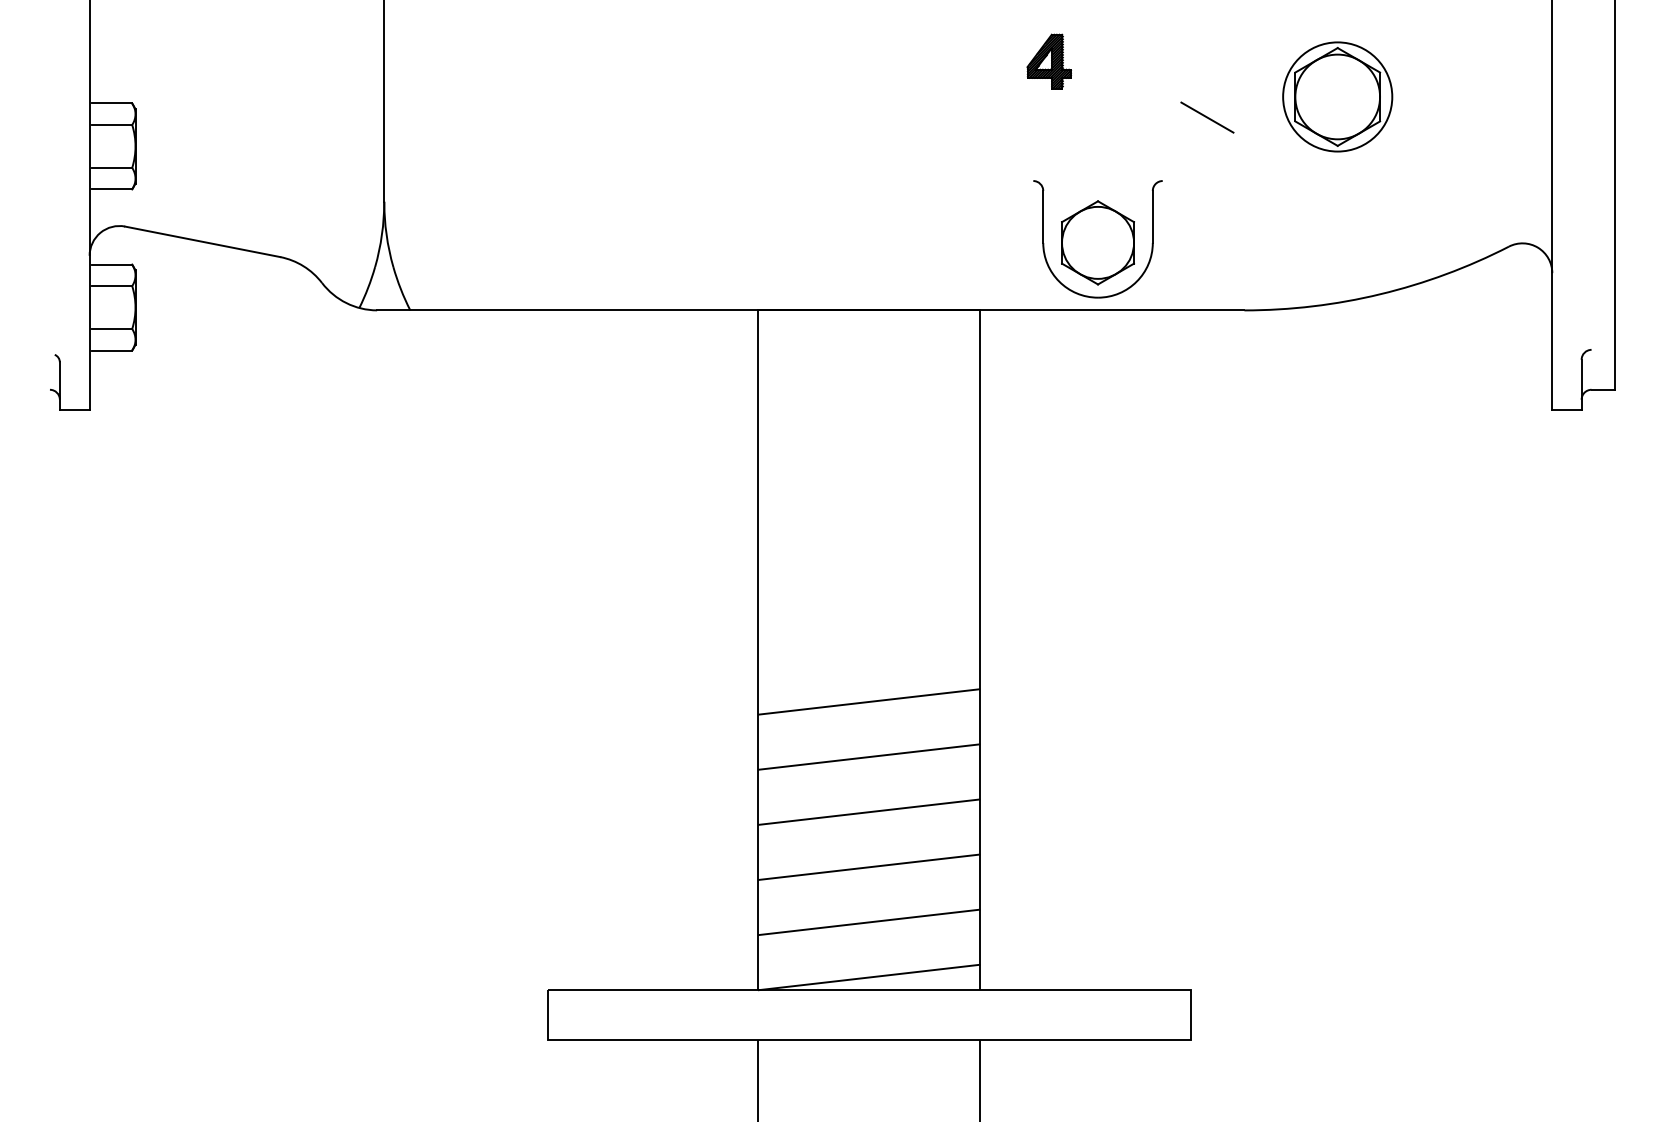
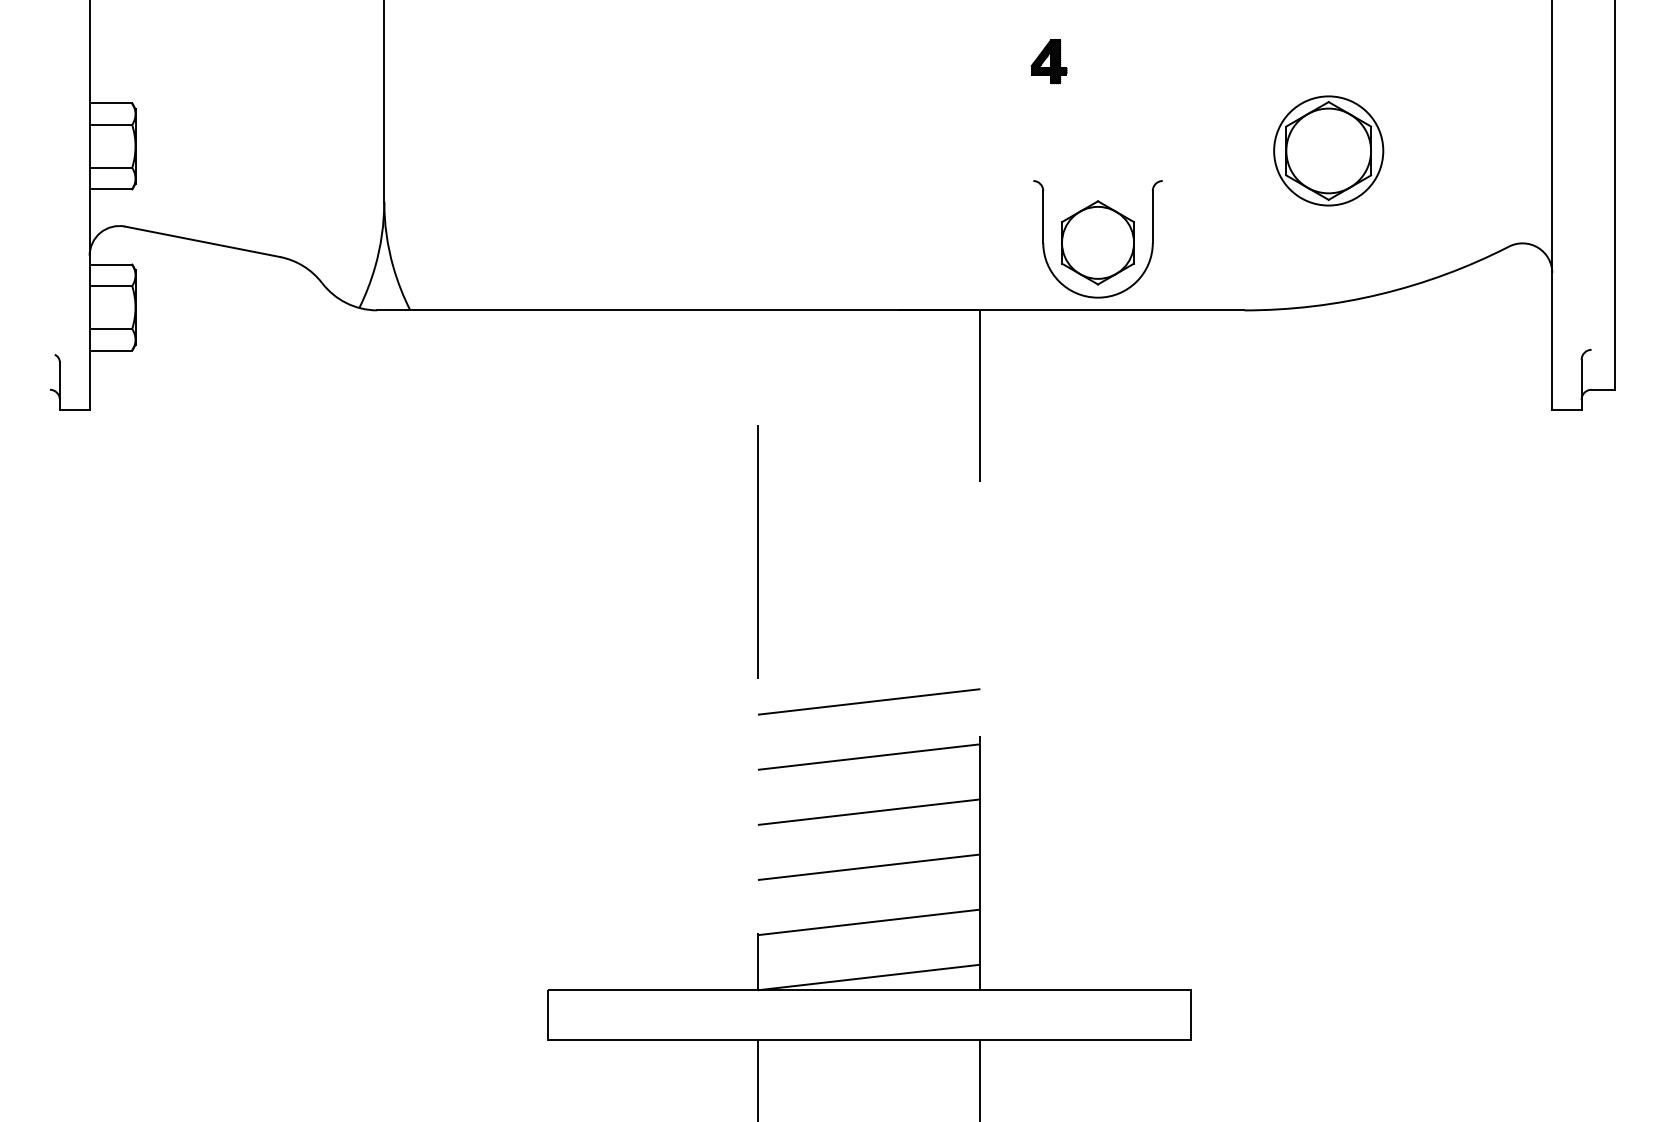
part size: 46x57 px -> 38x46 px (1048, 61)
part position: (1337, 96) -> (1328, 150) (1328, 150)
line: present -> none (1207, 117)
line: solid -> dashed (868, 310)
